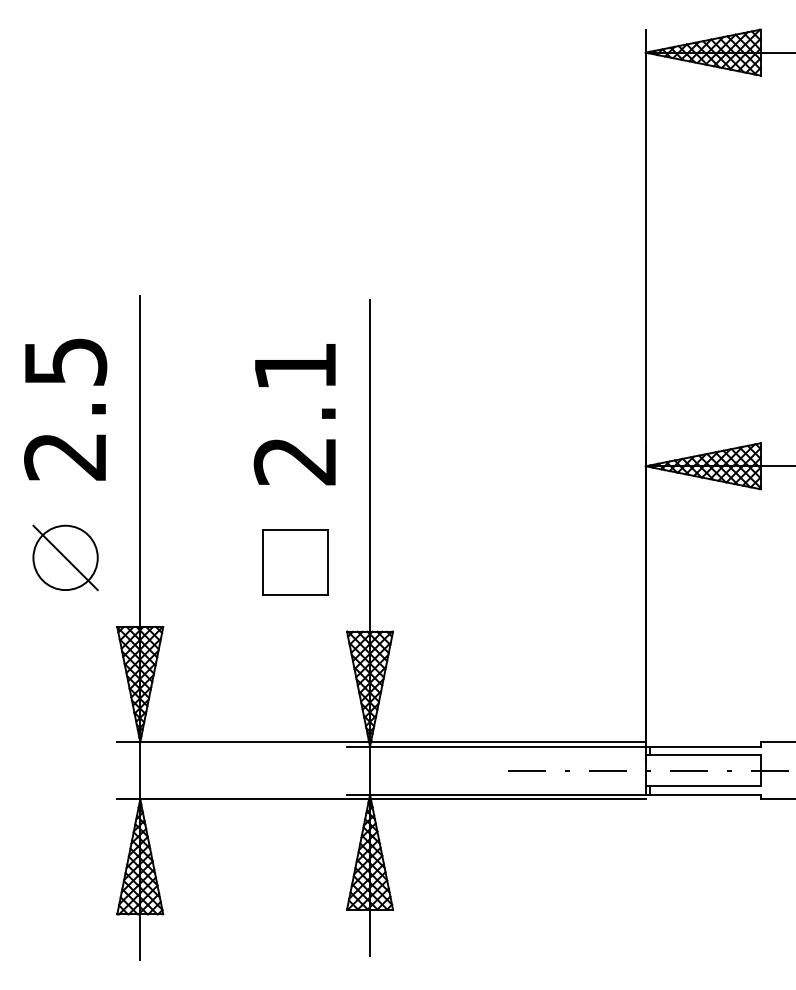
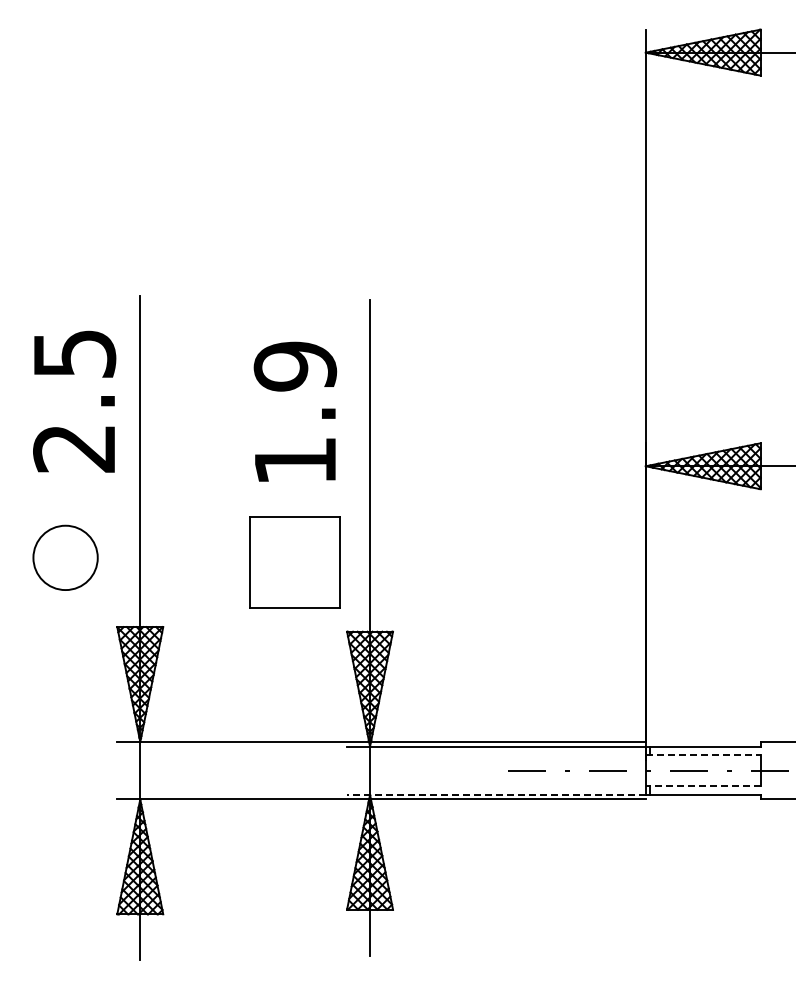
text position: (65, 409) -> (74, 401) (74, 401)
text: 2.1 -> 1.9 (295, 413)
line: present -> none (65, 557)
part size: 67x67 px -> 92x93 px (294, 562)
line: solid -> dashed (703, 755)
line: solid -> dashed (702, 786)
line: solid -> dashed (495, 794)
